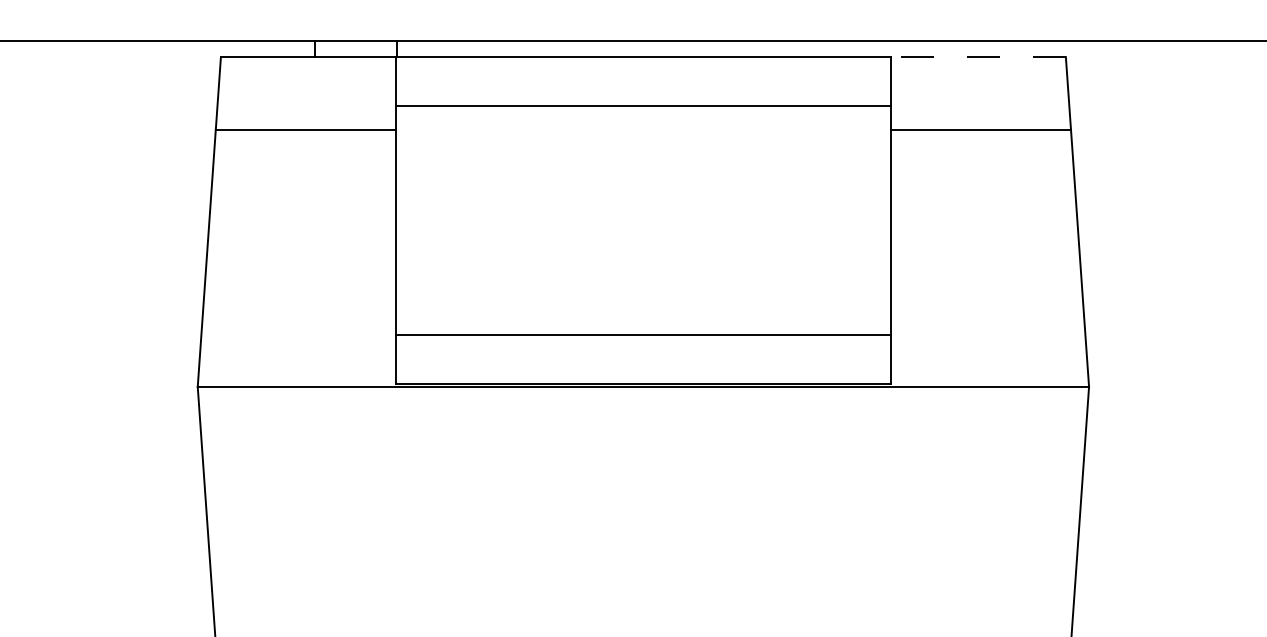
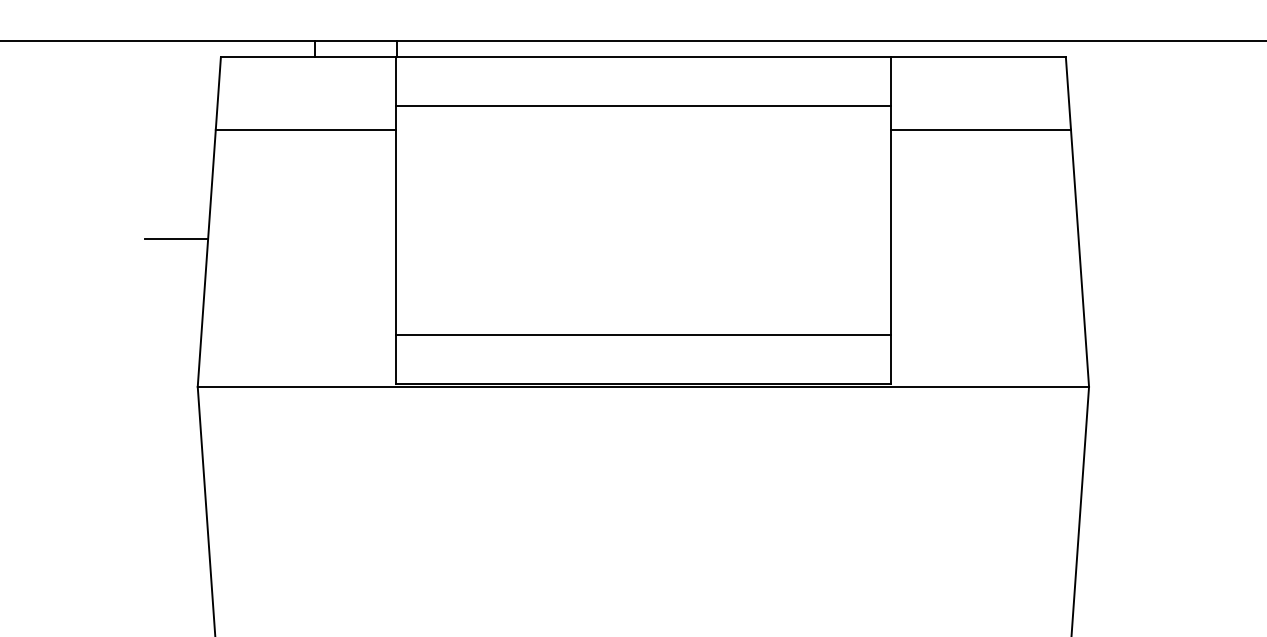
line: dashed -> solid (977, 57)
line: none -> present (176, 238)
